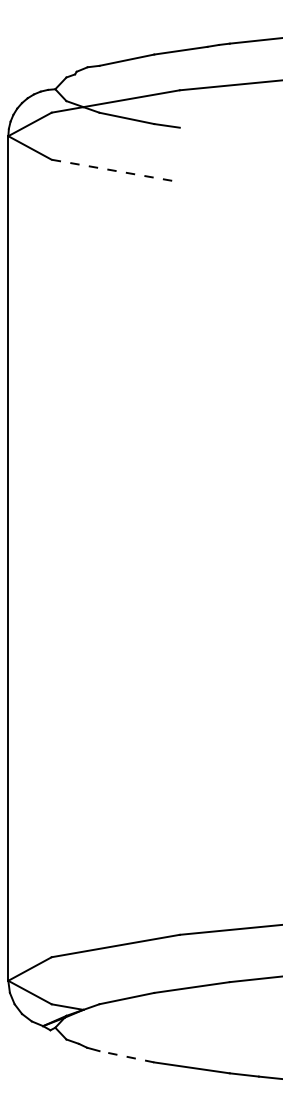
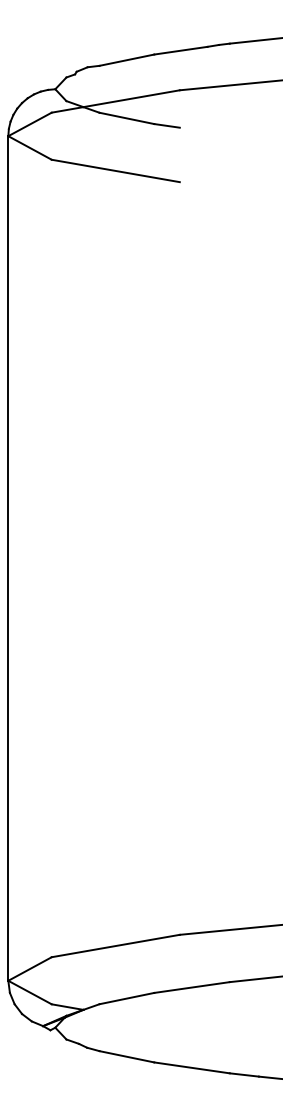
line: dashed -> solid (116, 171)
line: dashed -> solid (126, 1056)
